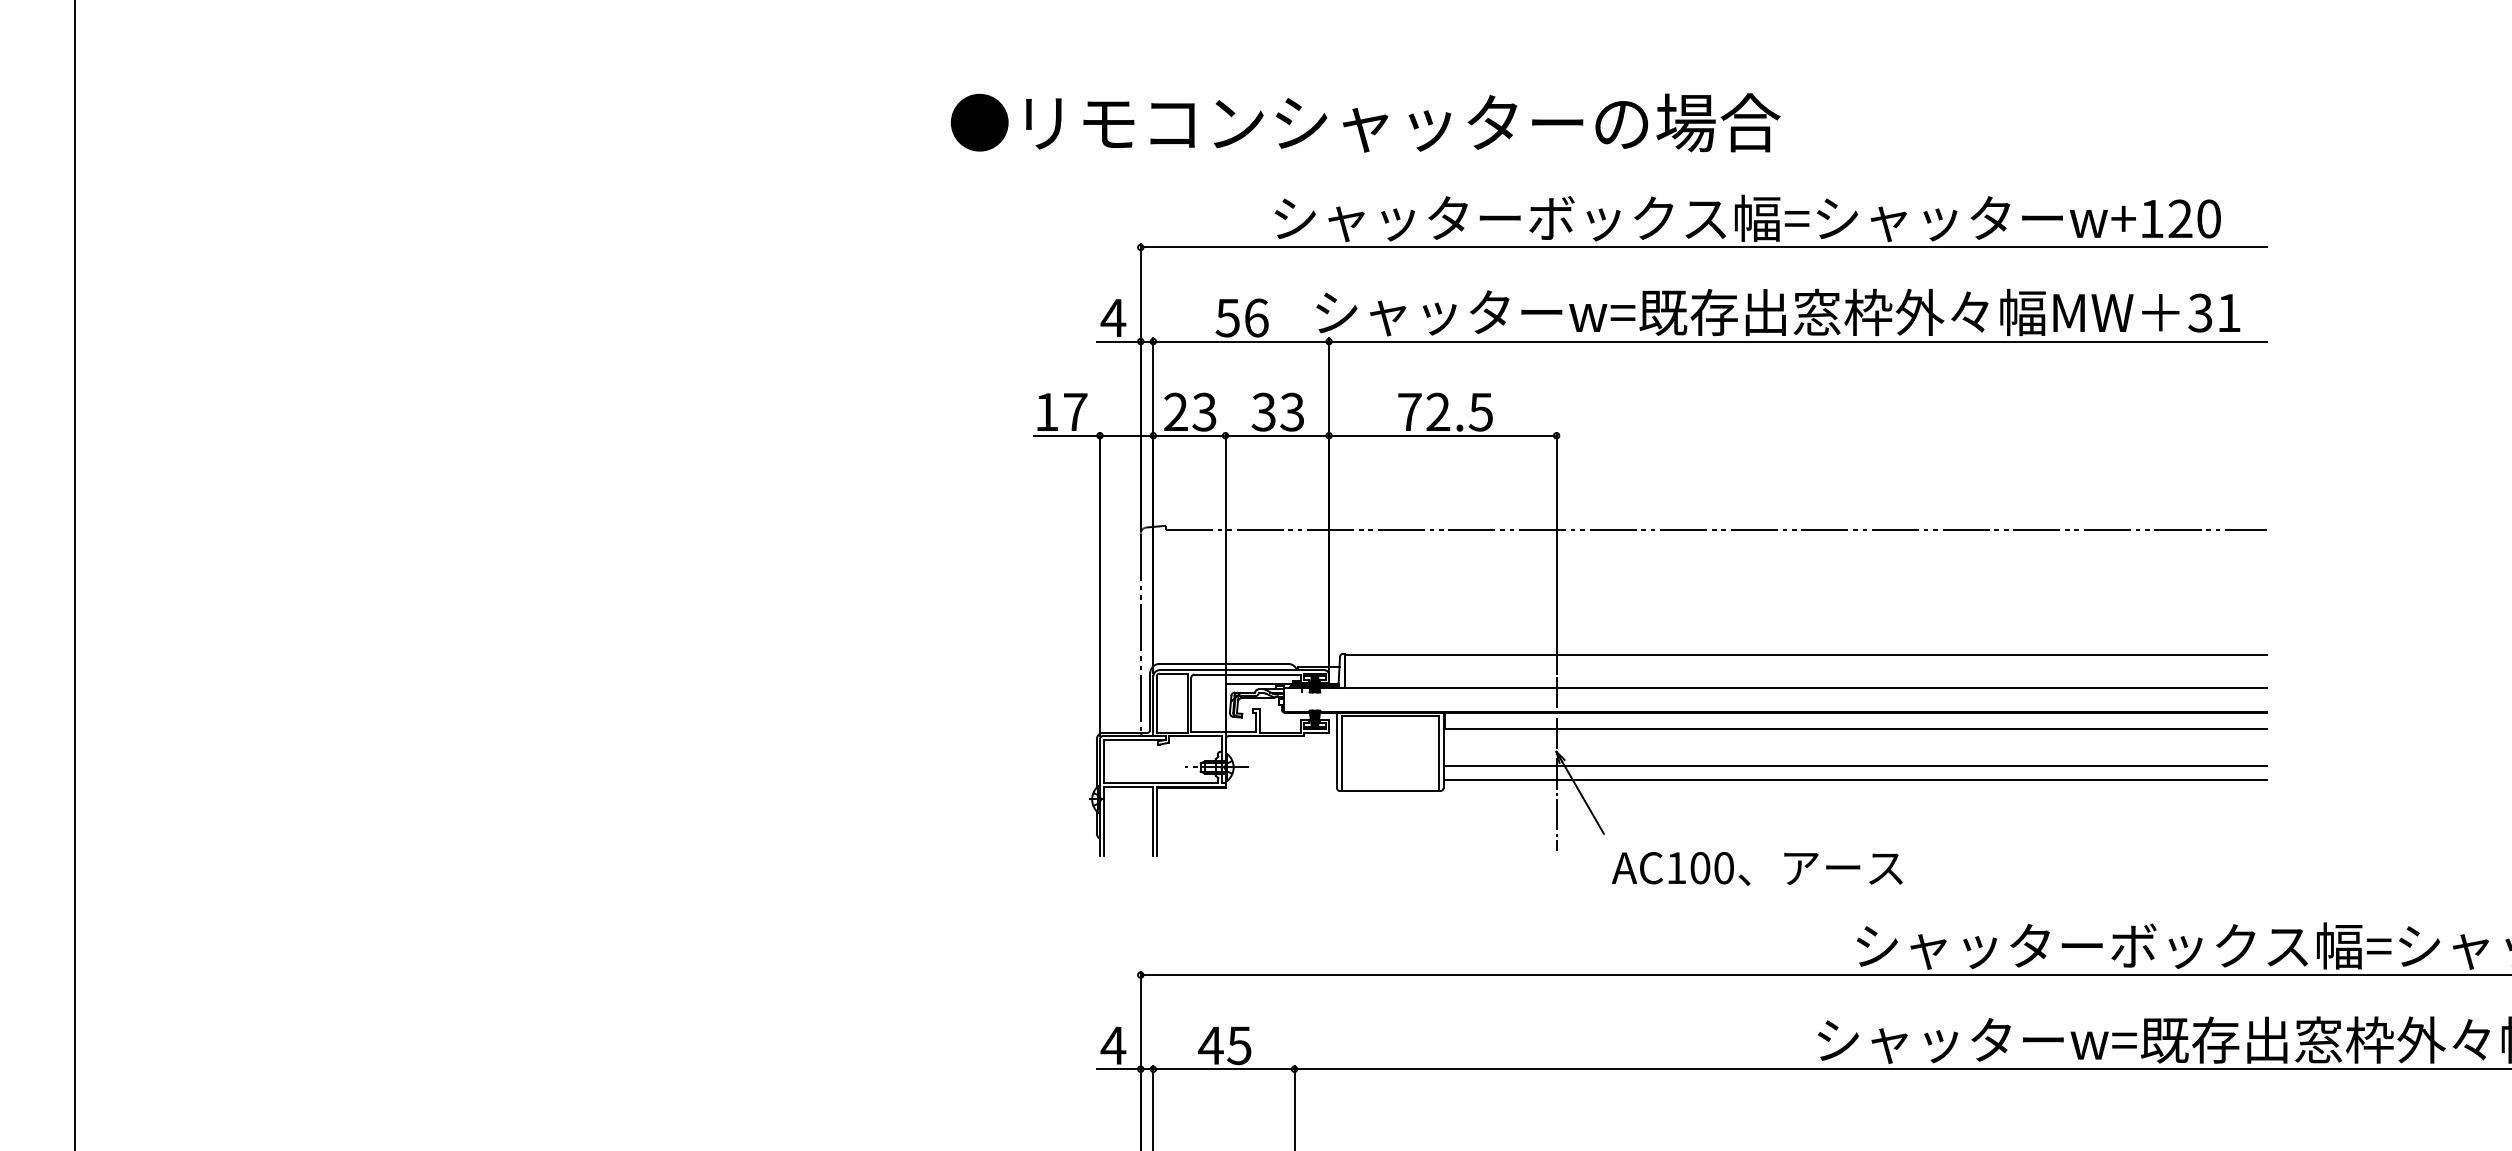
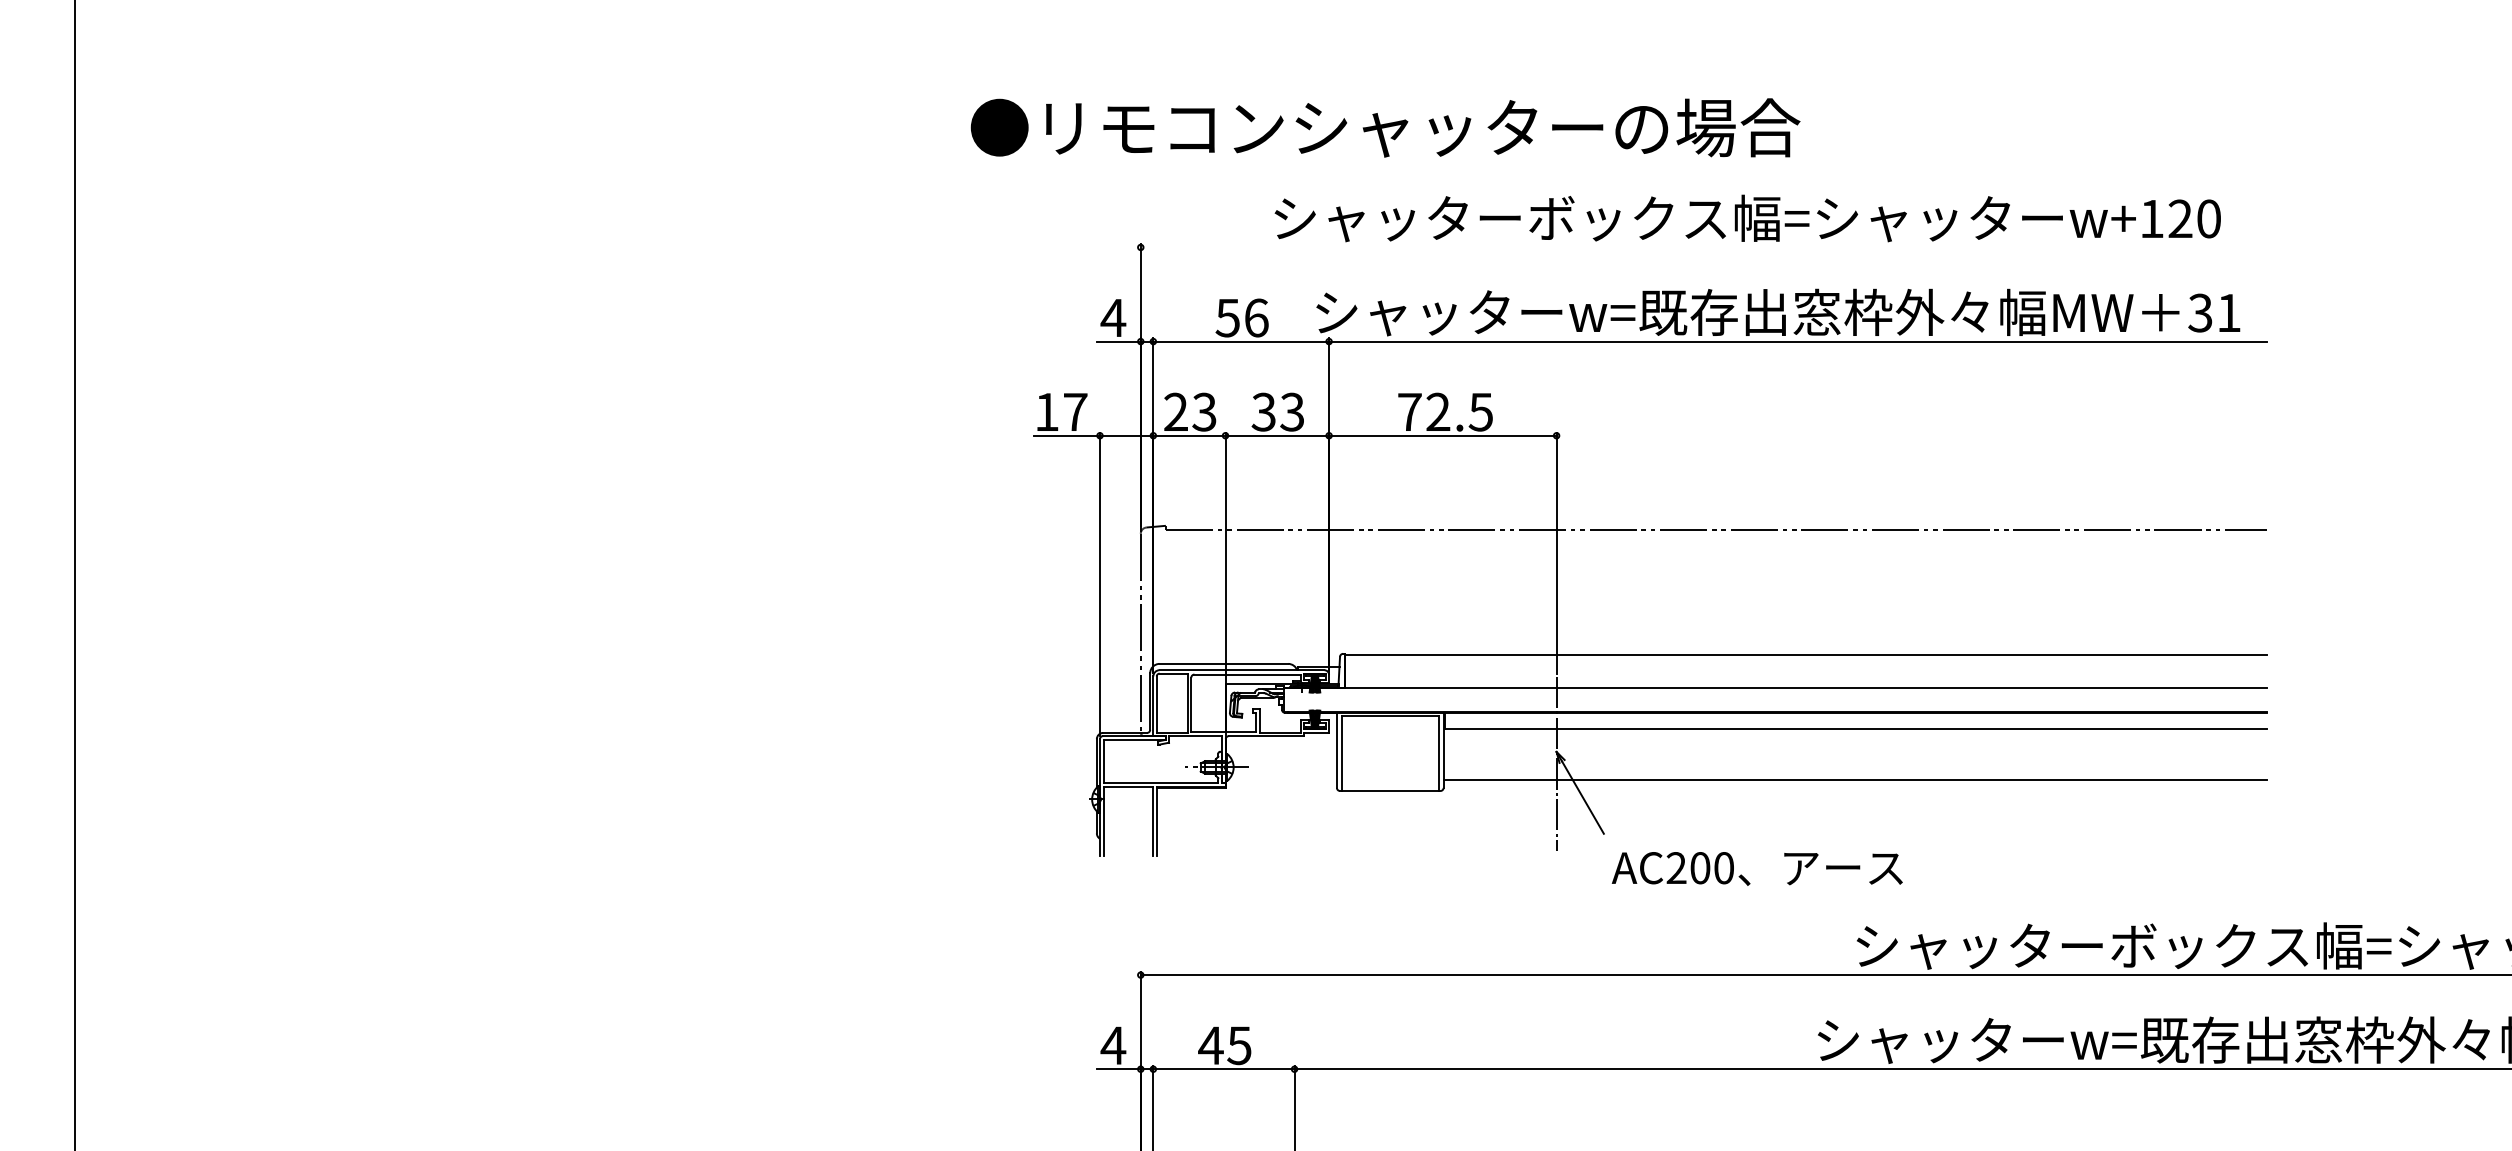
text position: (1365, 122) -> (1385, 127) (1385, 127)
line: present -> none (1703, 247)
line: present -> none (1855, 766)
text: AC100 -> AC200 (1676, 867)
